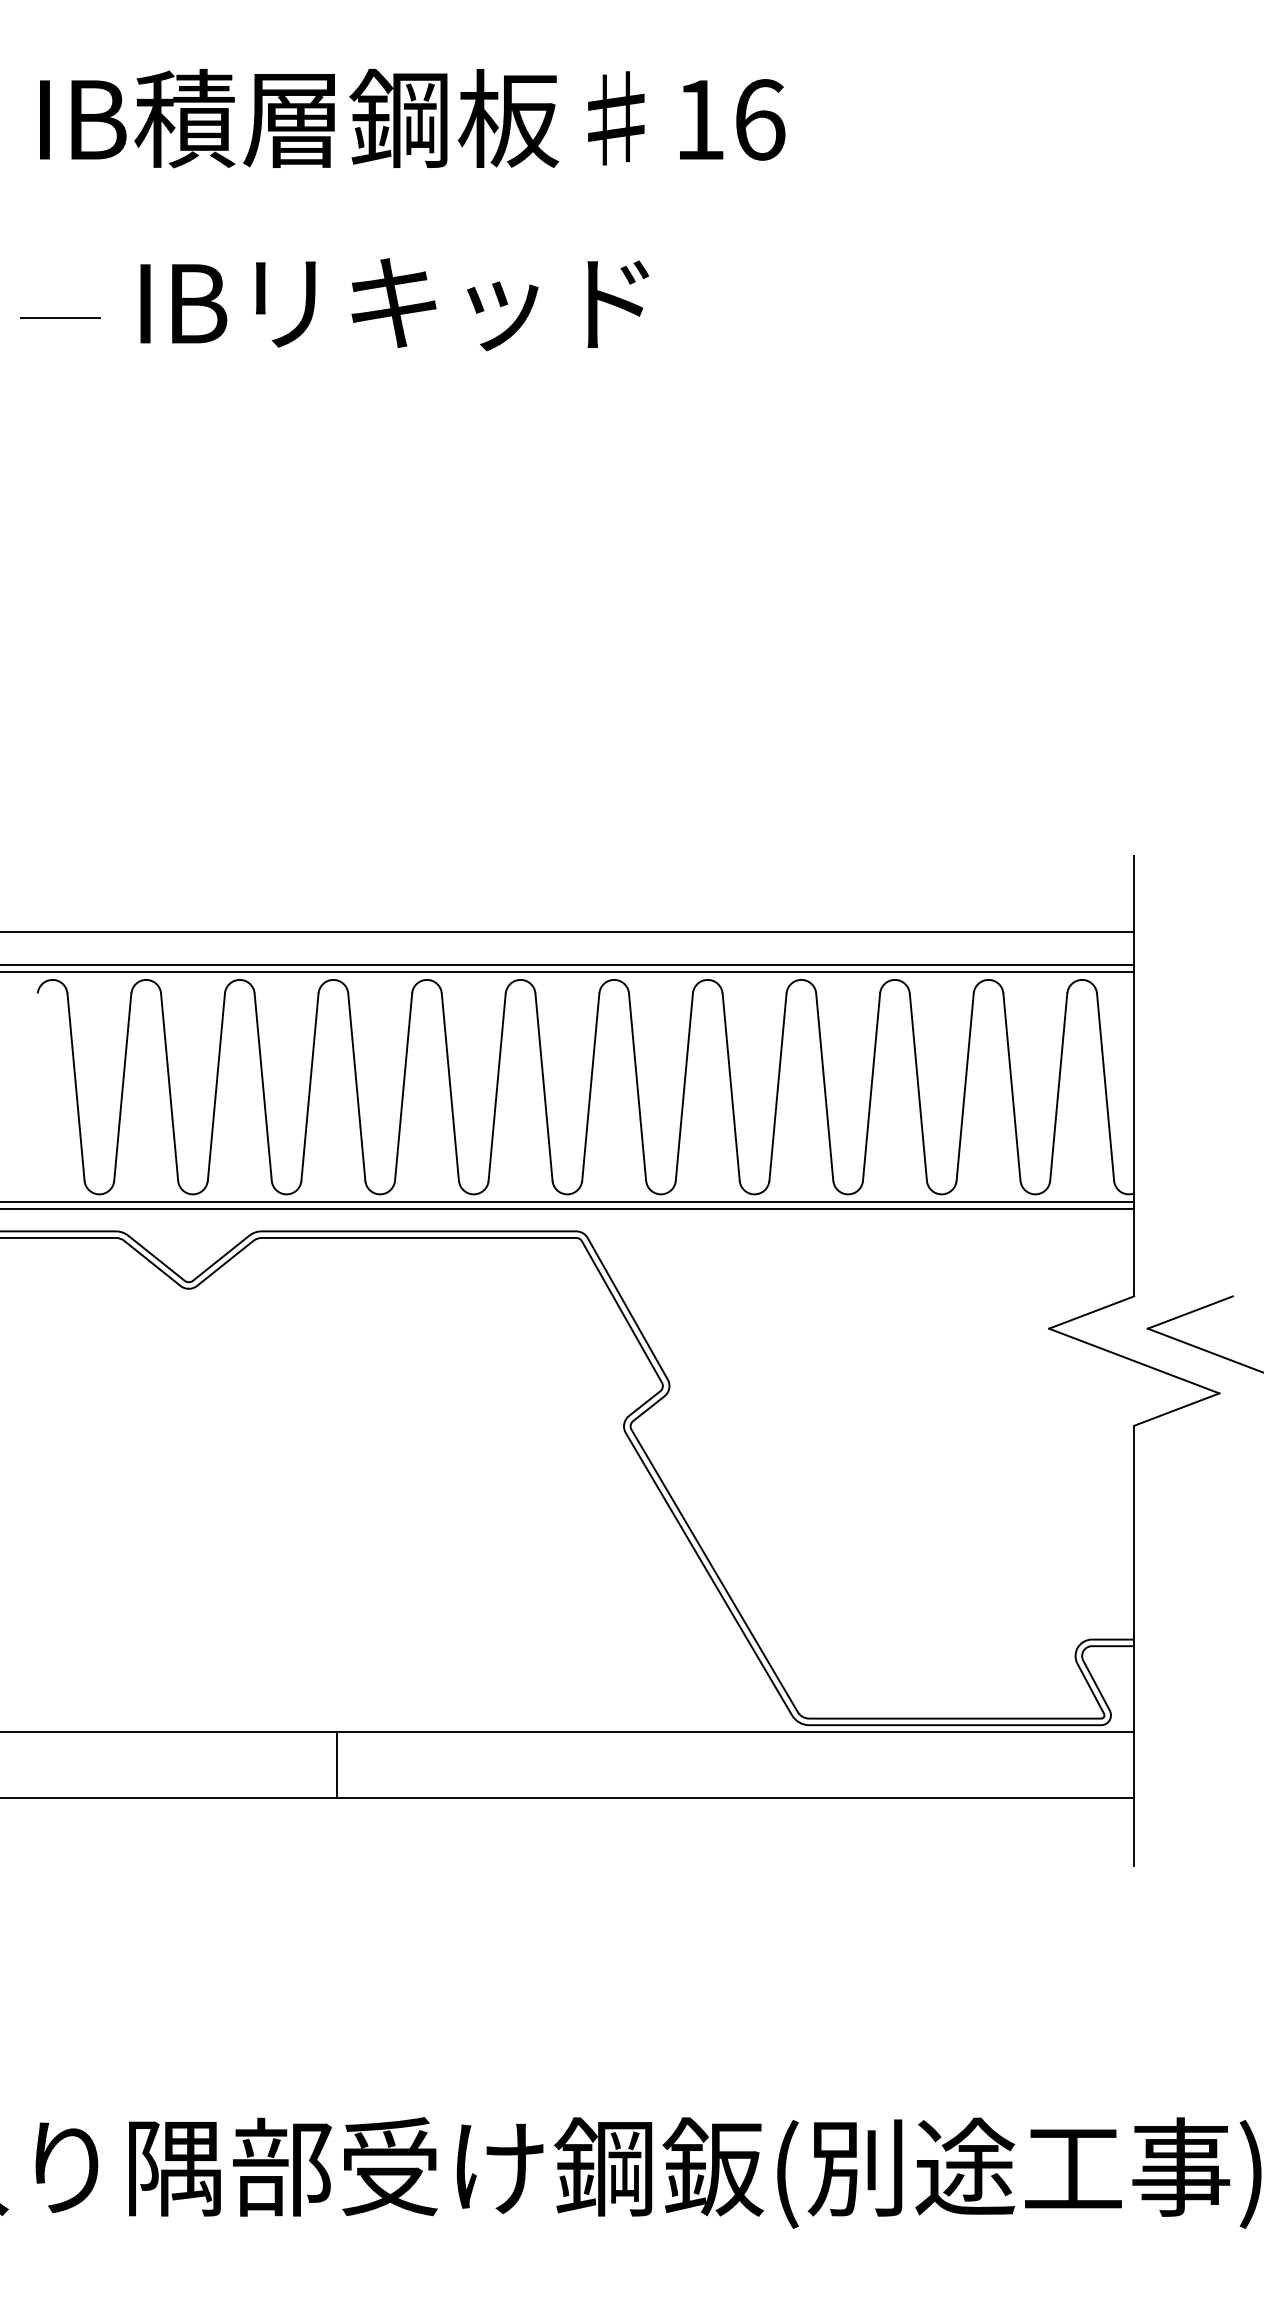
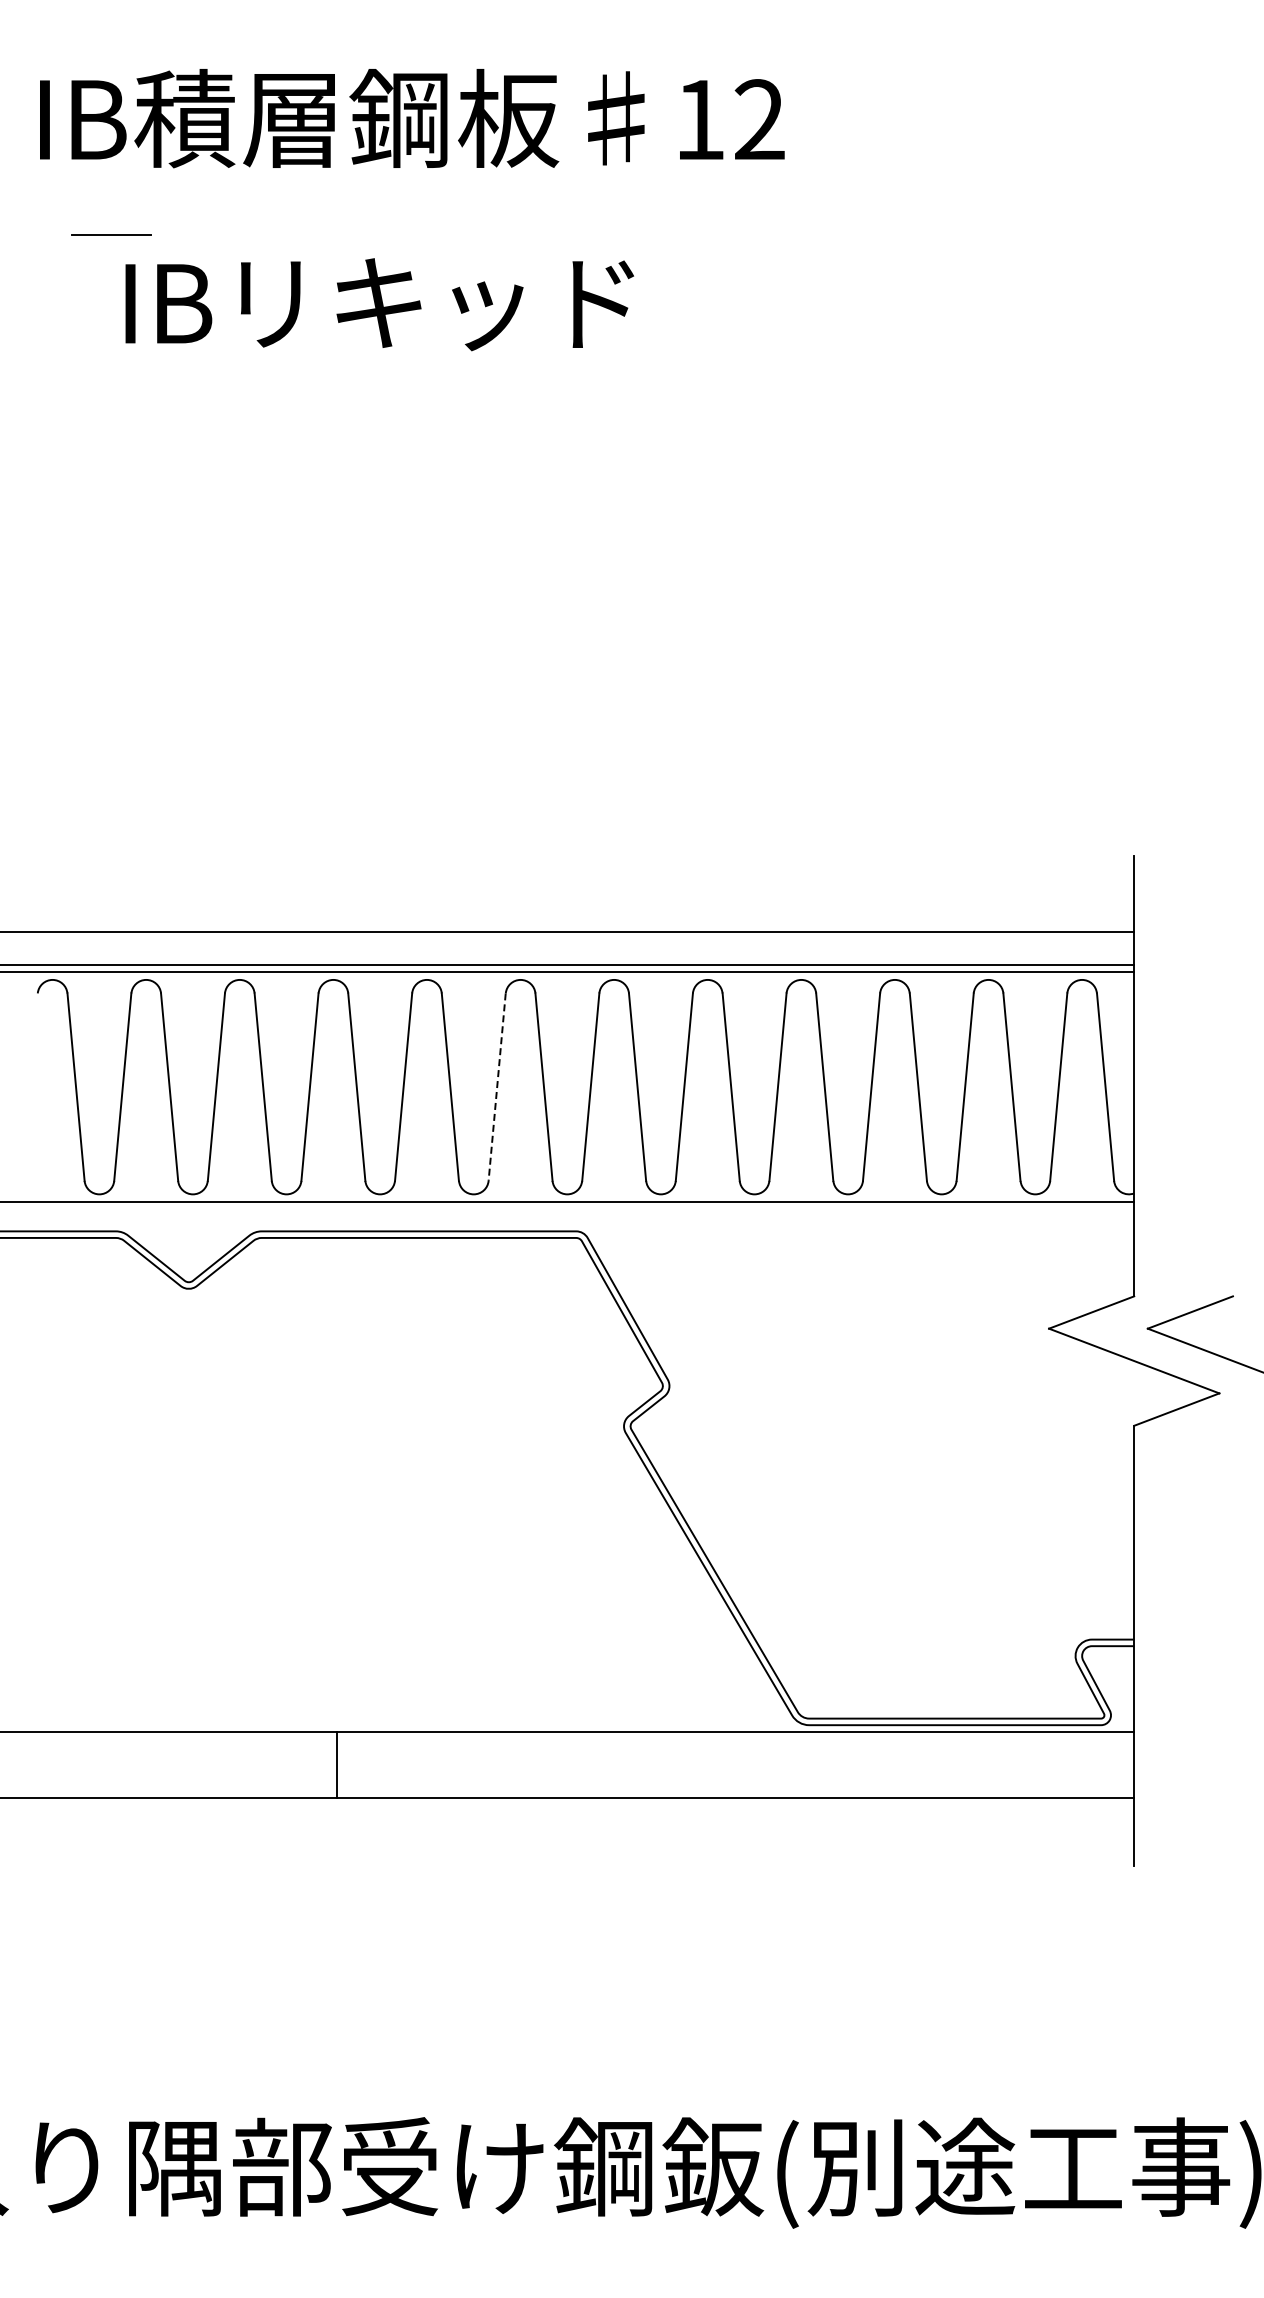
text: 16 -> 12 (759, 119)
text position: (394, 304) -> (379, 304) (379, 304)
line position: (60, 317) -> (111, 234) (111, 234)
line: solid -> dashed (497, 1087)
line: present -> none (568, 1208)
